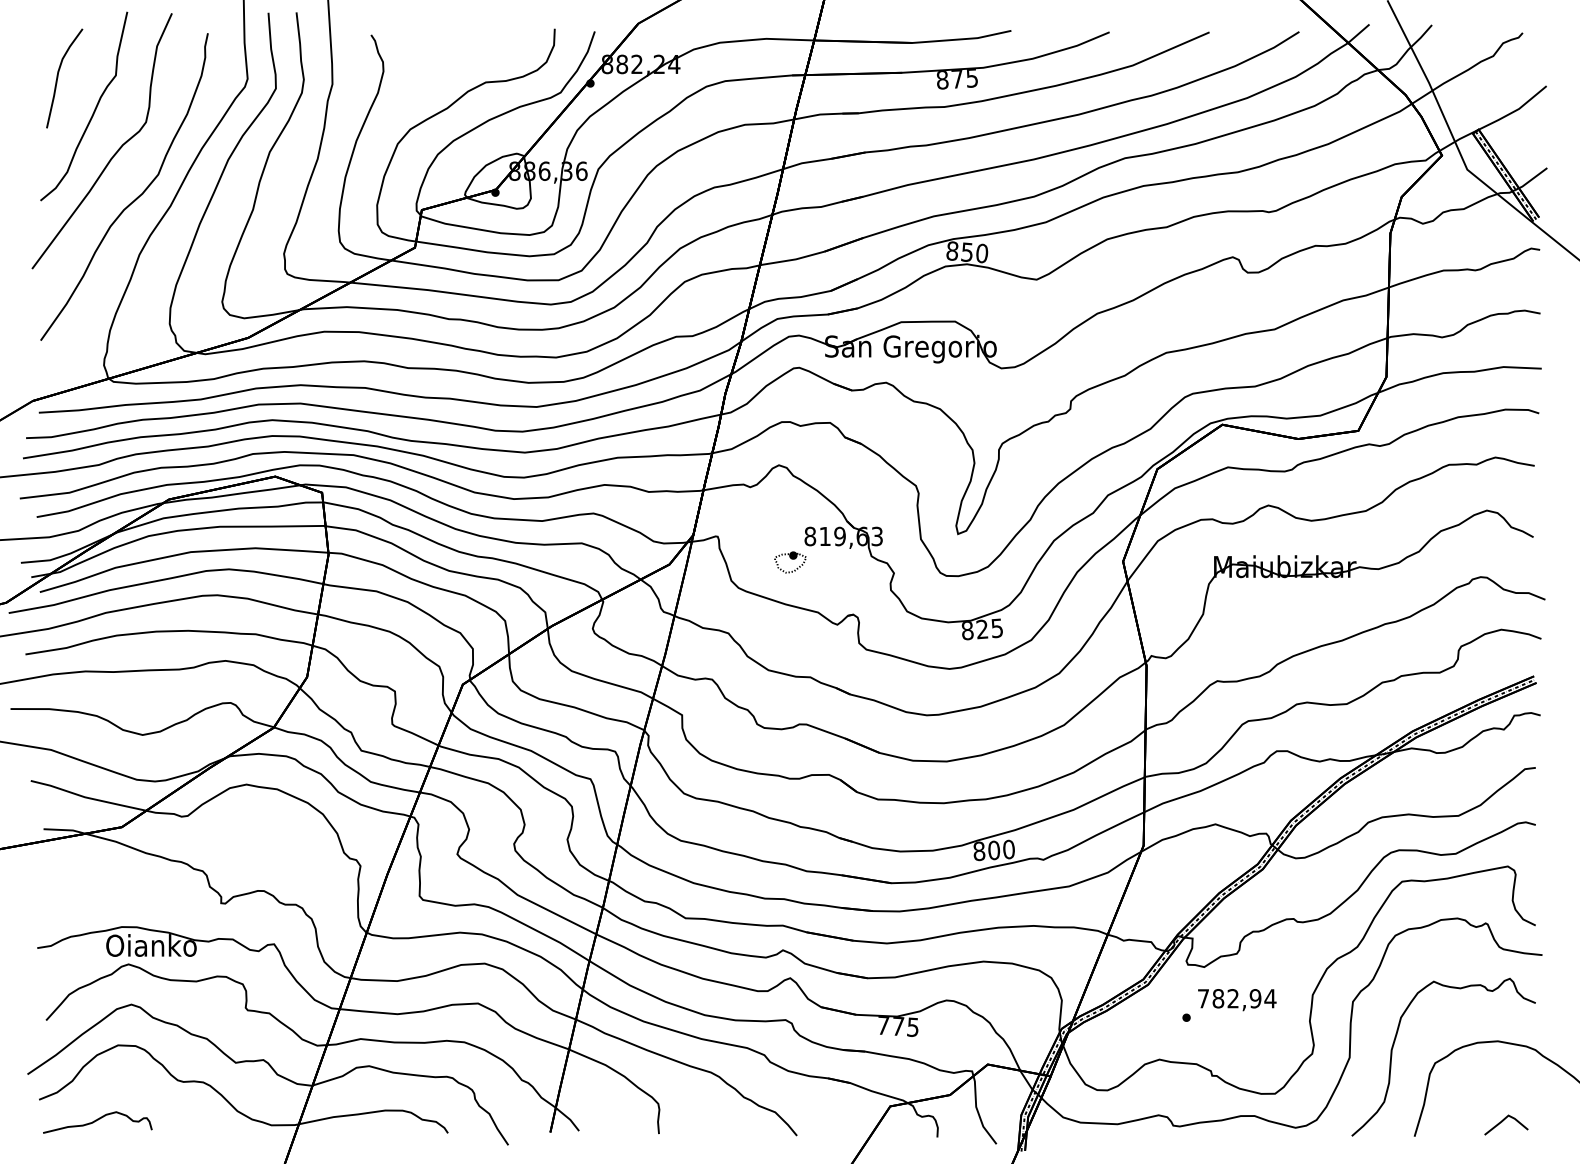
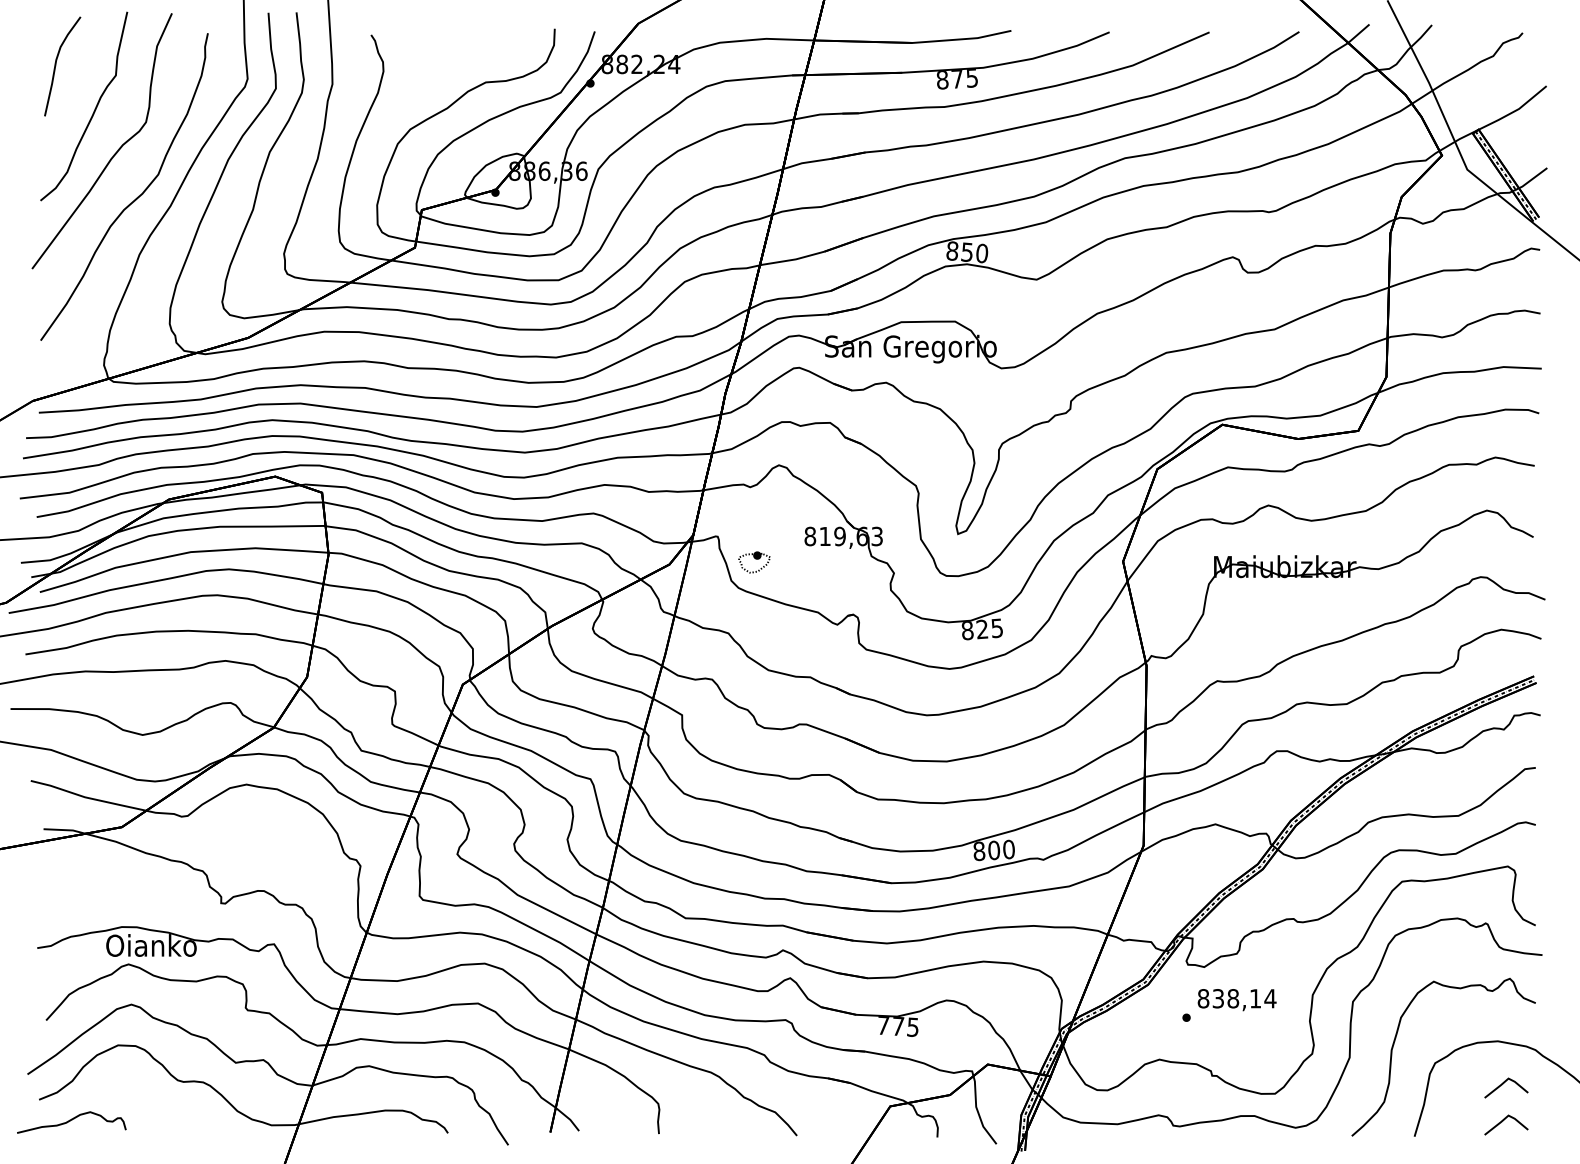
curve position: (58, 78) -> (56, 66) (56, 66)
part position: (790, 562) -> (754, 562) (754, 562)
text: 782,94 -> 838,14 (1229, 998)
line: none -> present (1503, 1084)
curve position: (96, 1121) -> (70, 1121) (70, 1121)
